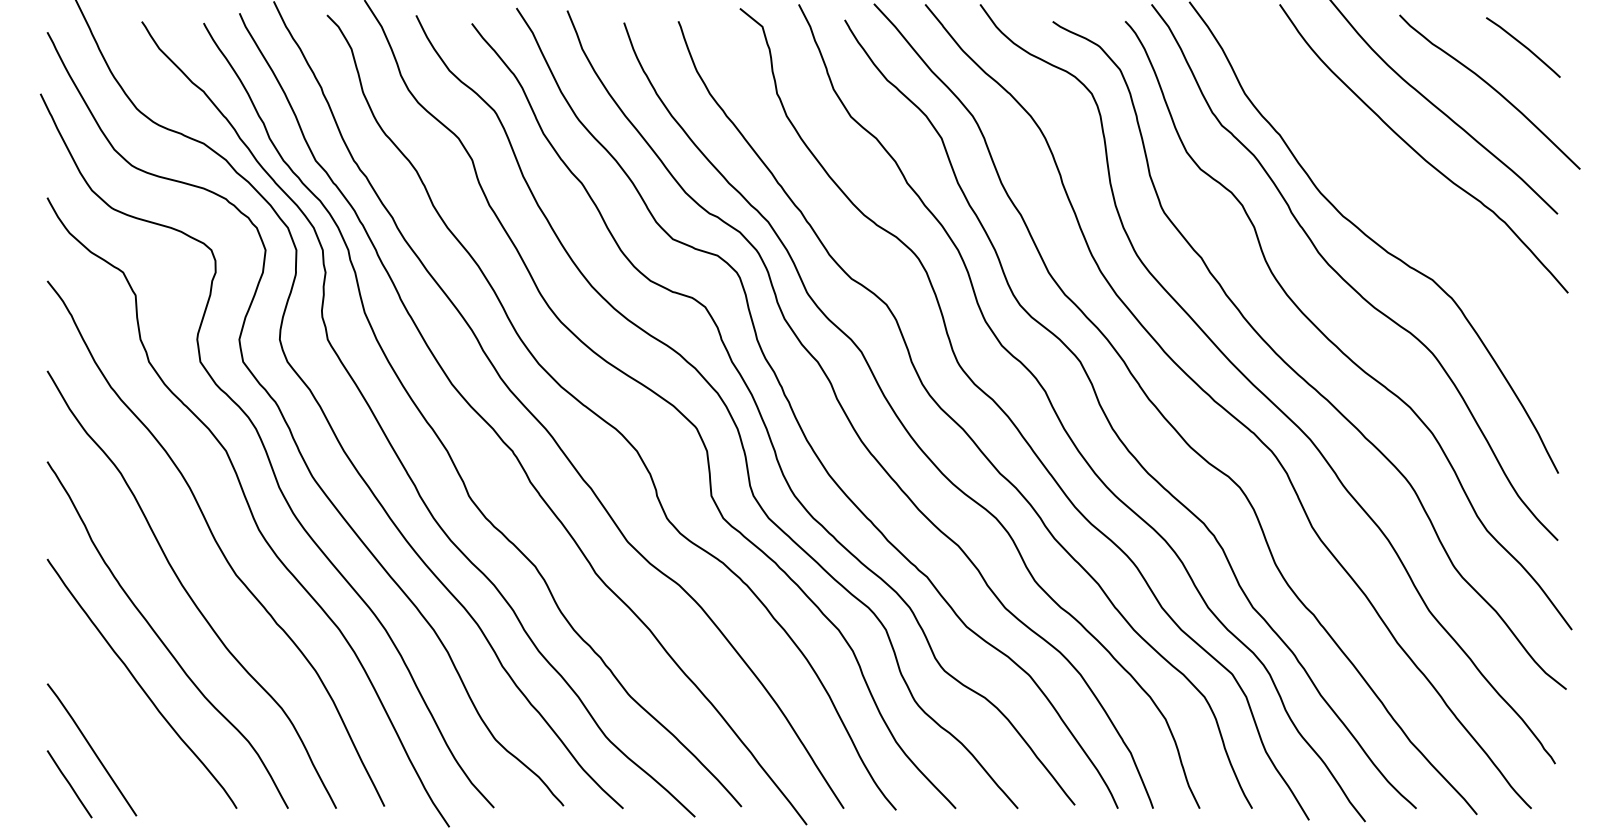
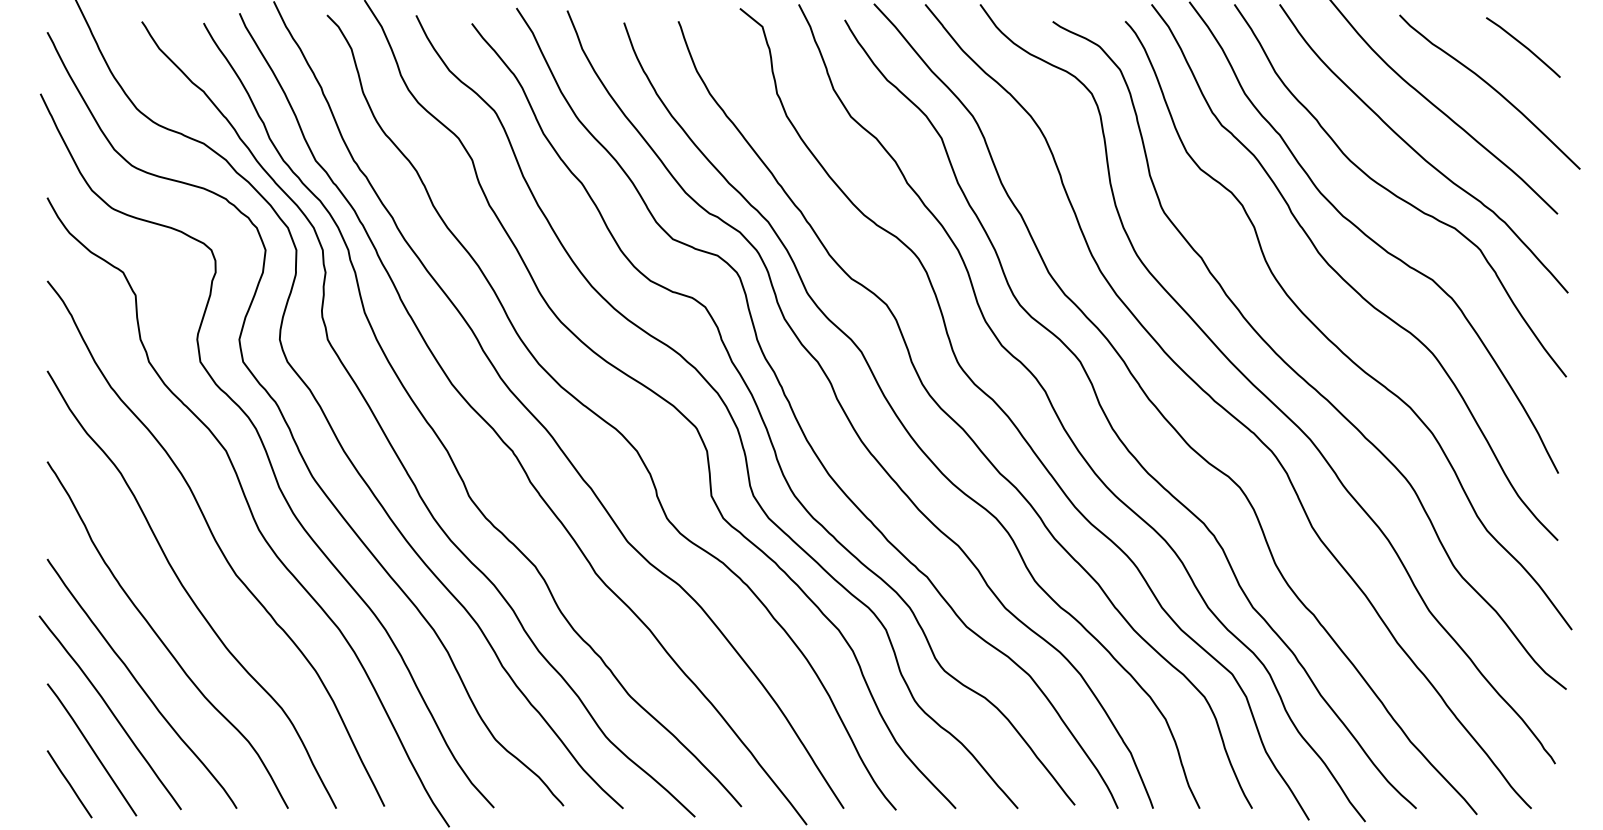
curve: none -> present (1397, 195)
curve: none -> present (110, 711)
